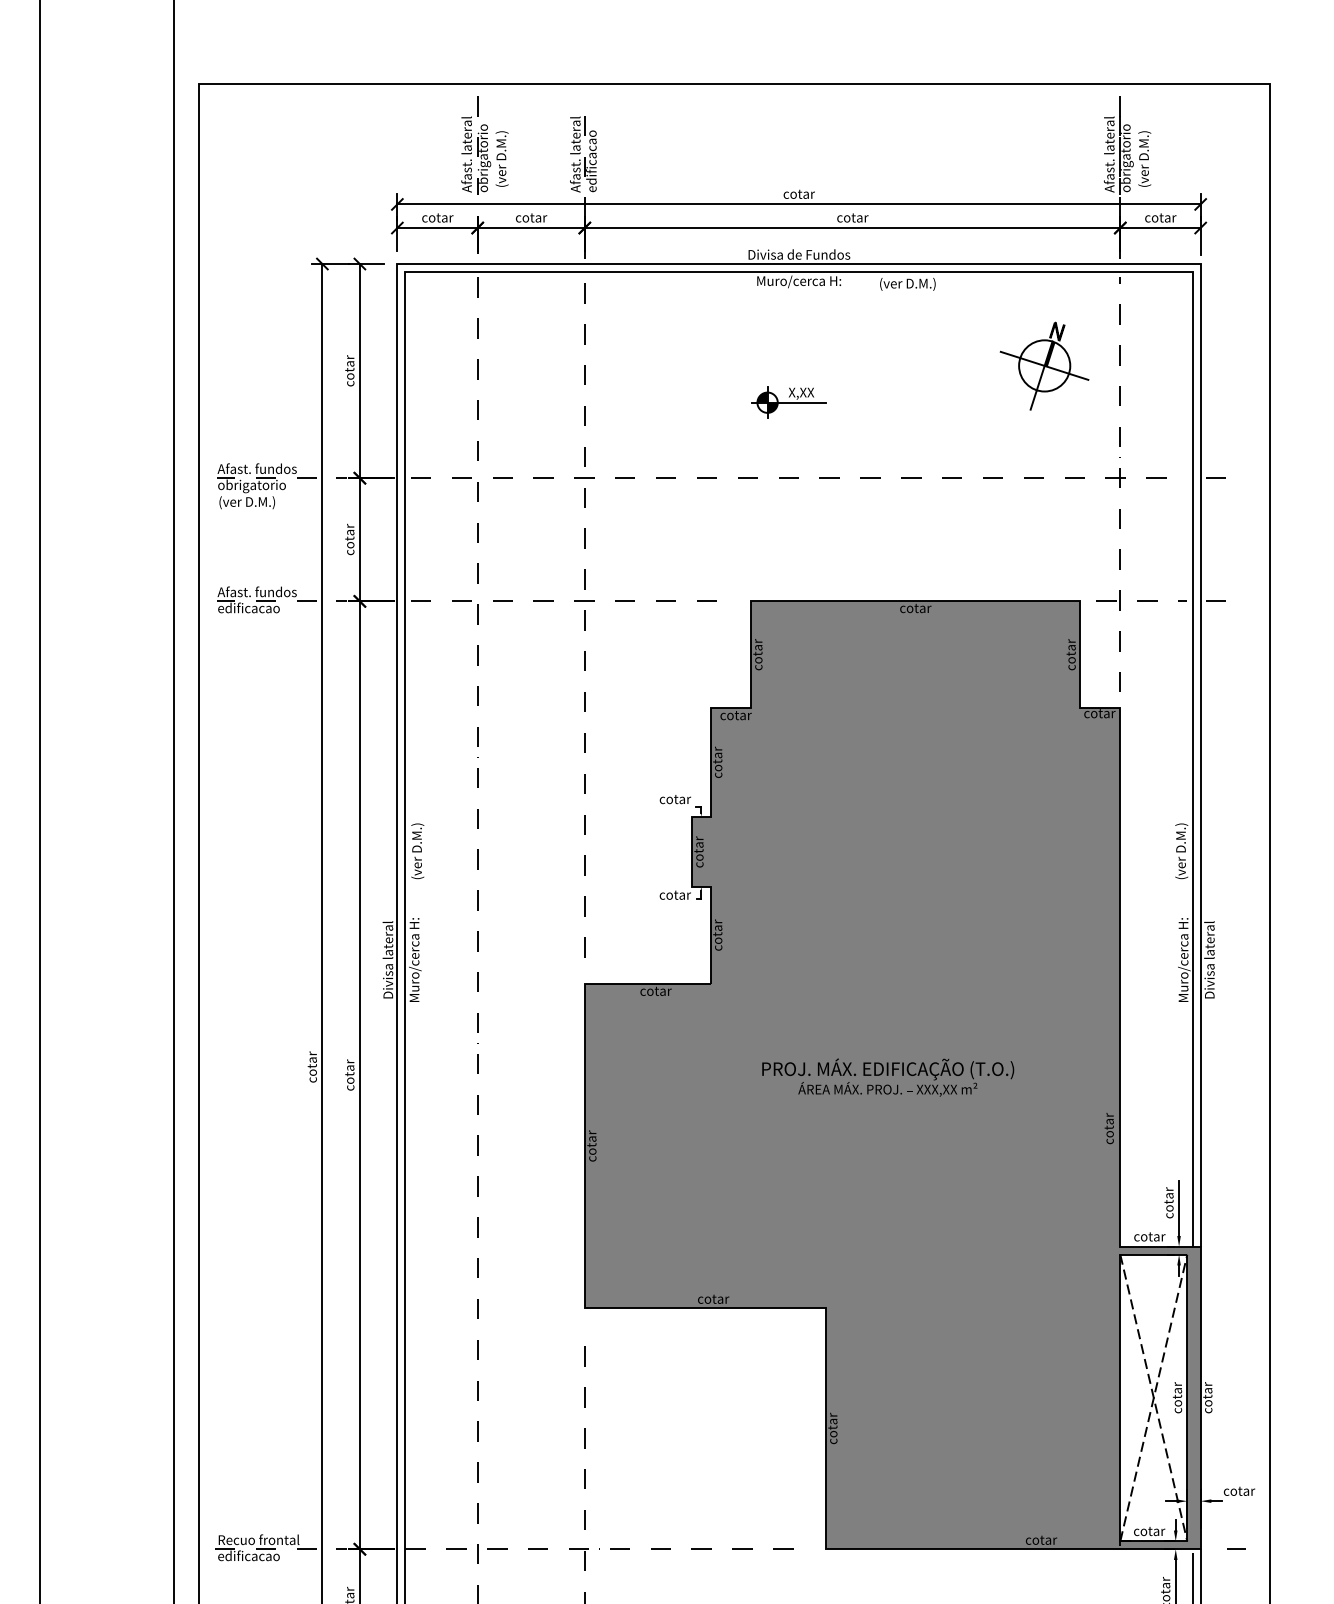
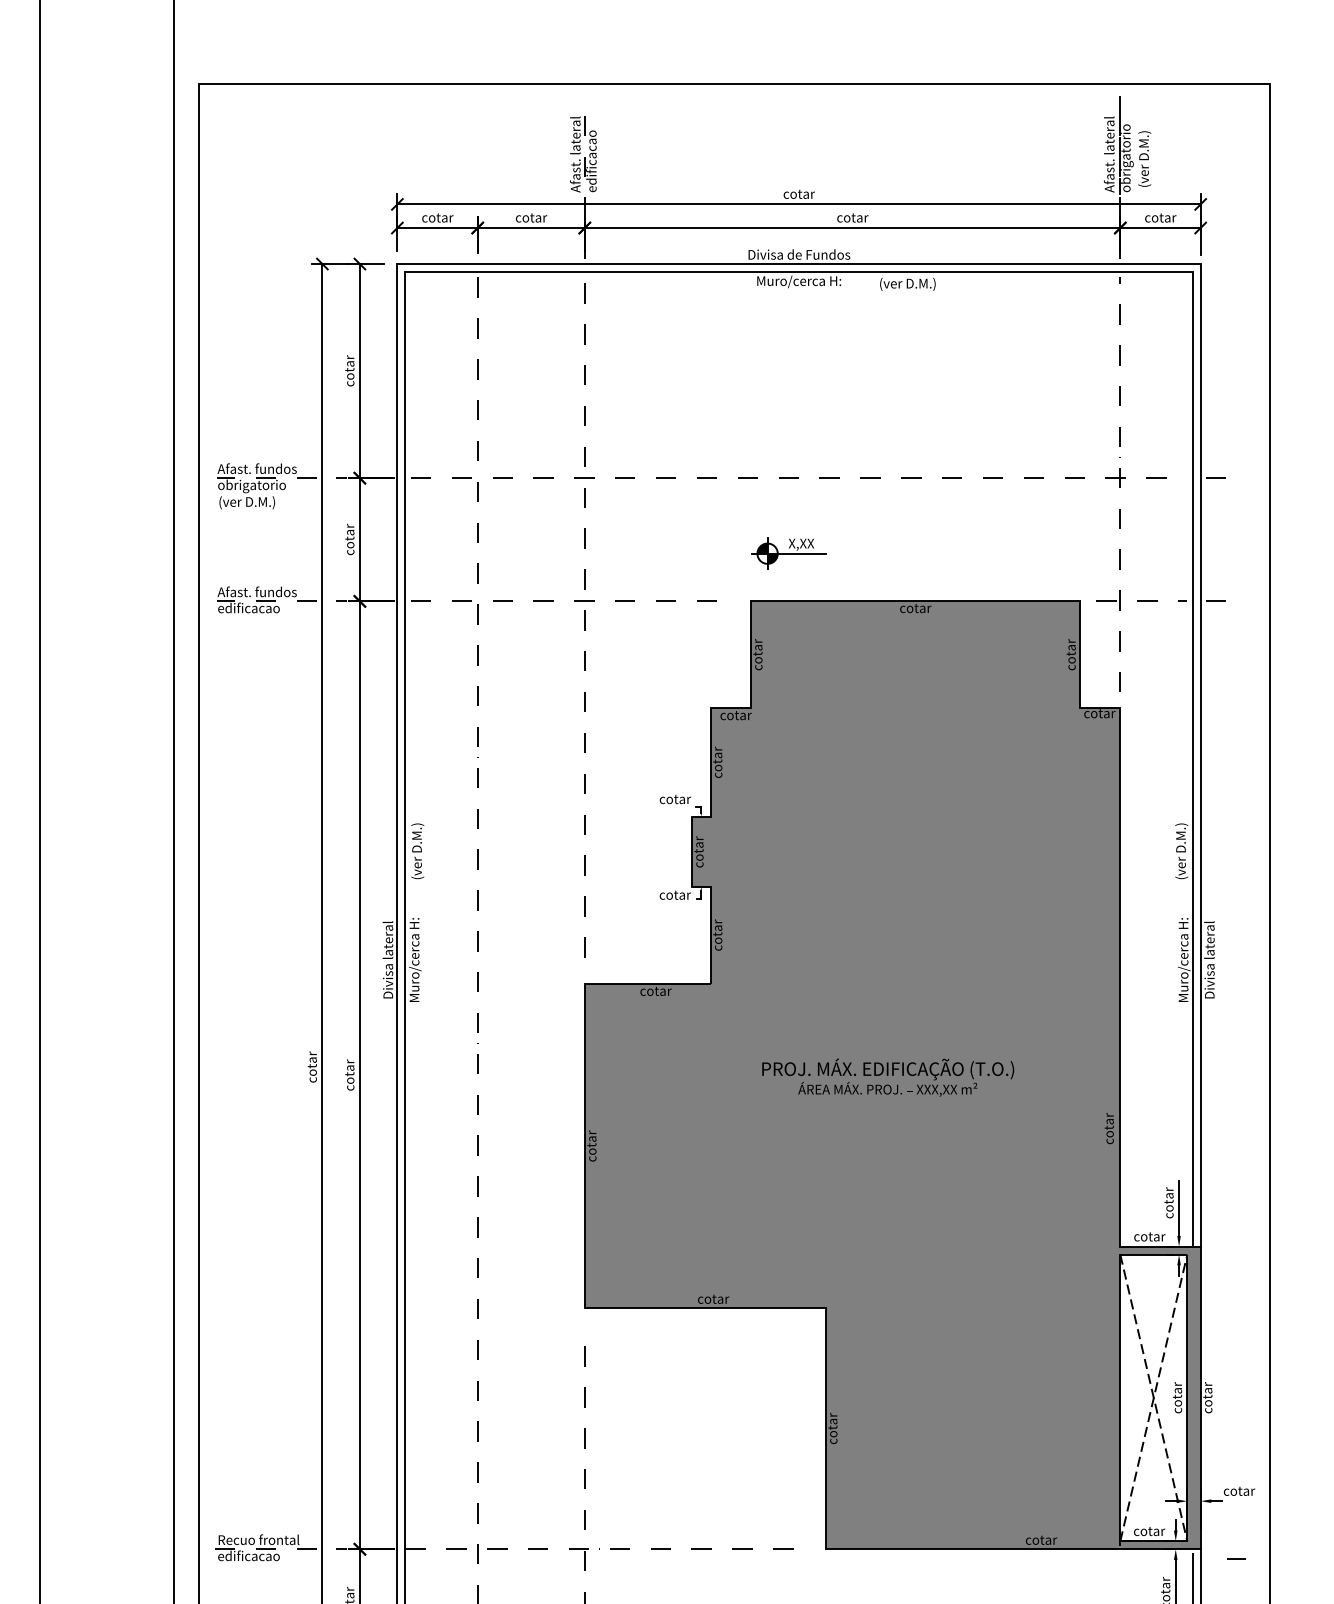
part: present -> none (484, 145)
part: present -> none (1044, 365)
part position: (788, 402) -> (788, 553) (788, 553)
line position: (1236, 1548) -> (1236, 1558) (1236, 1558)
